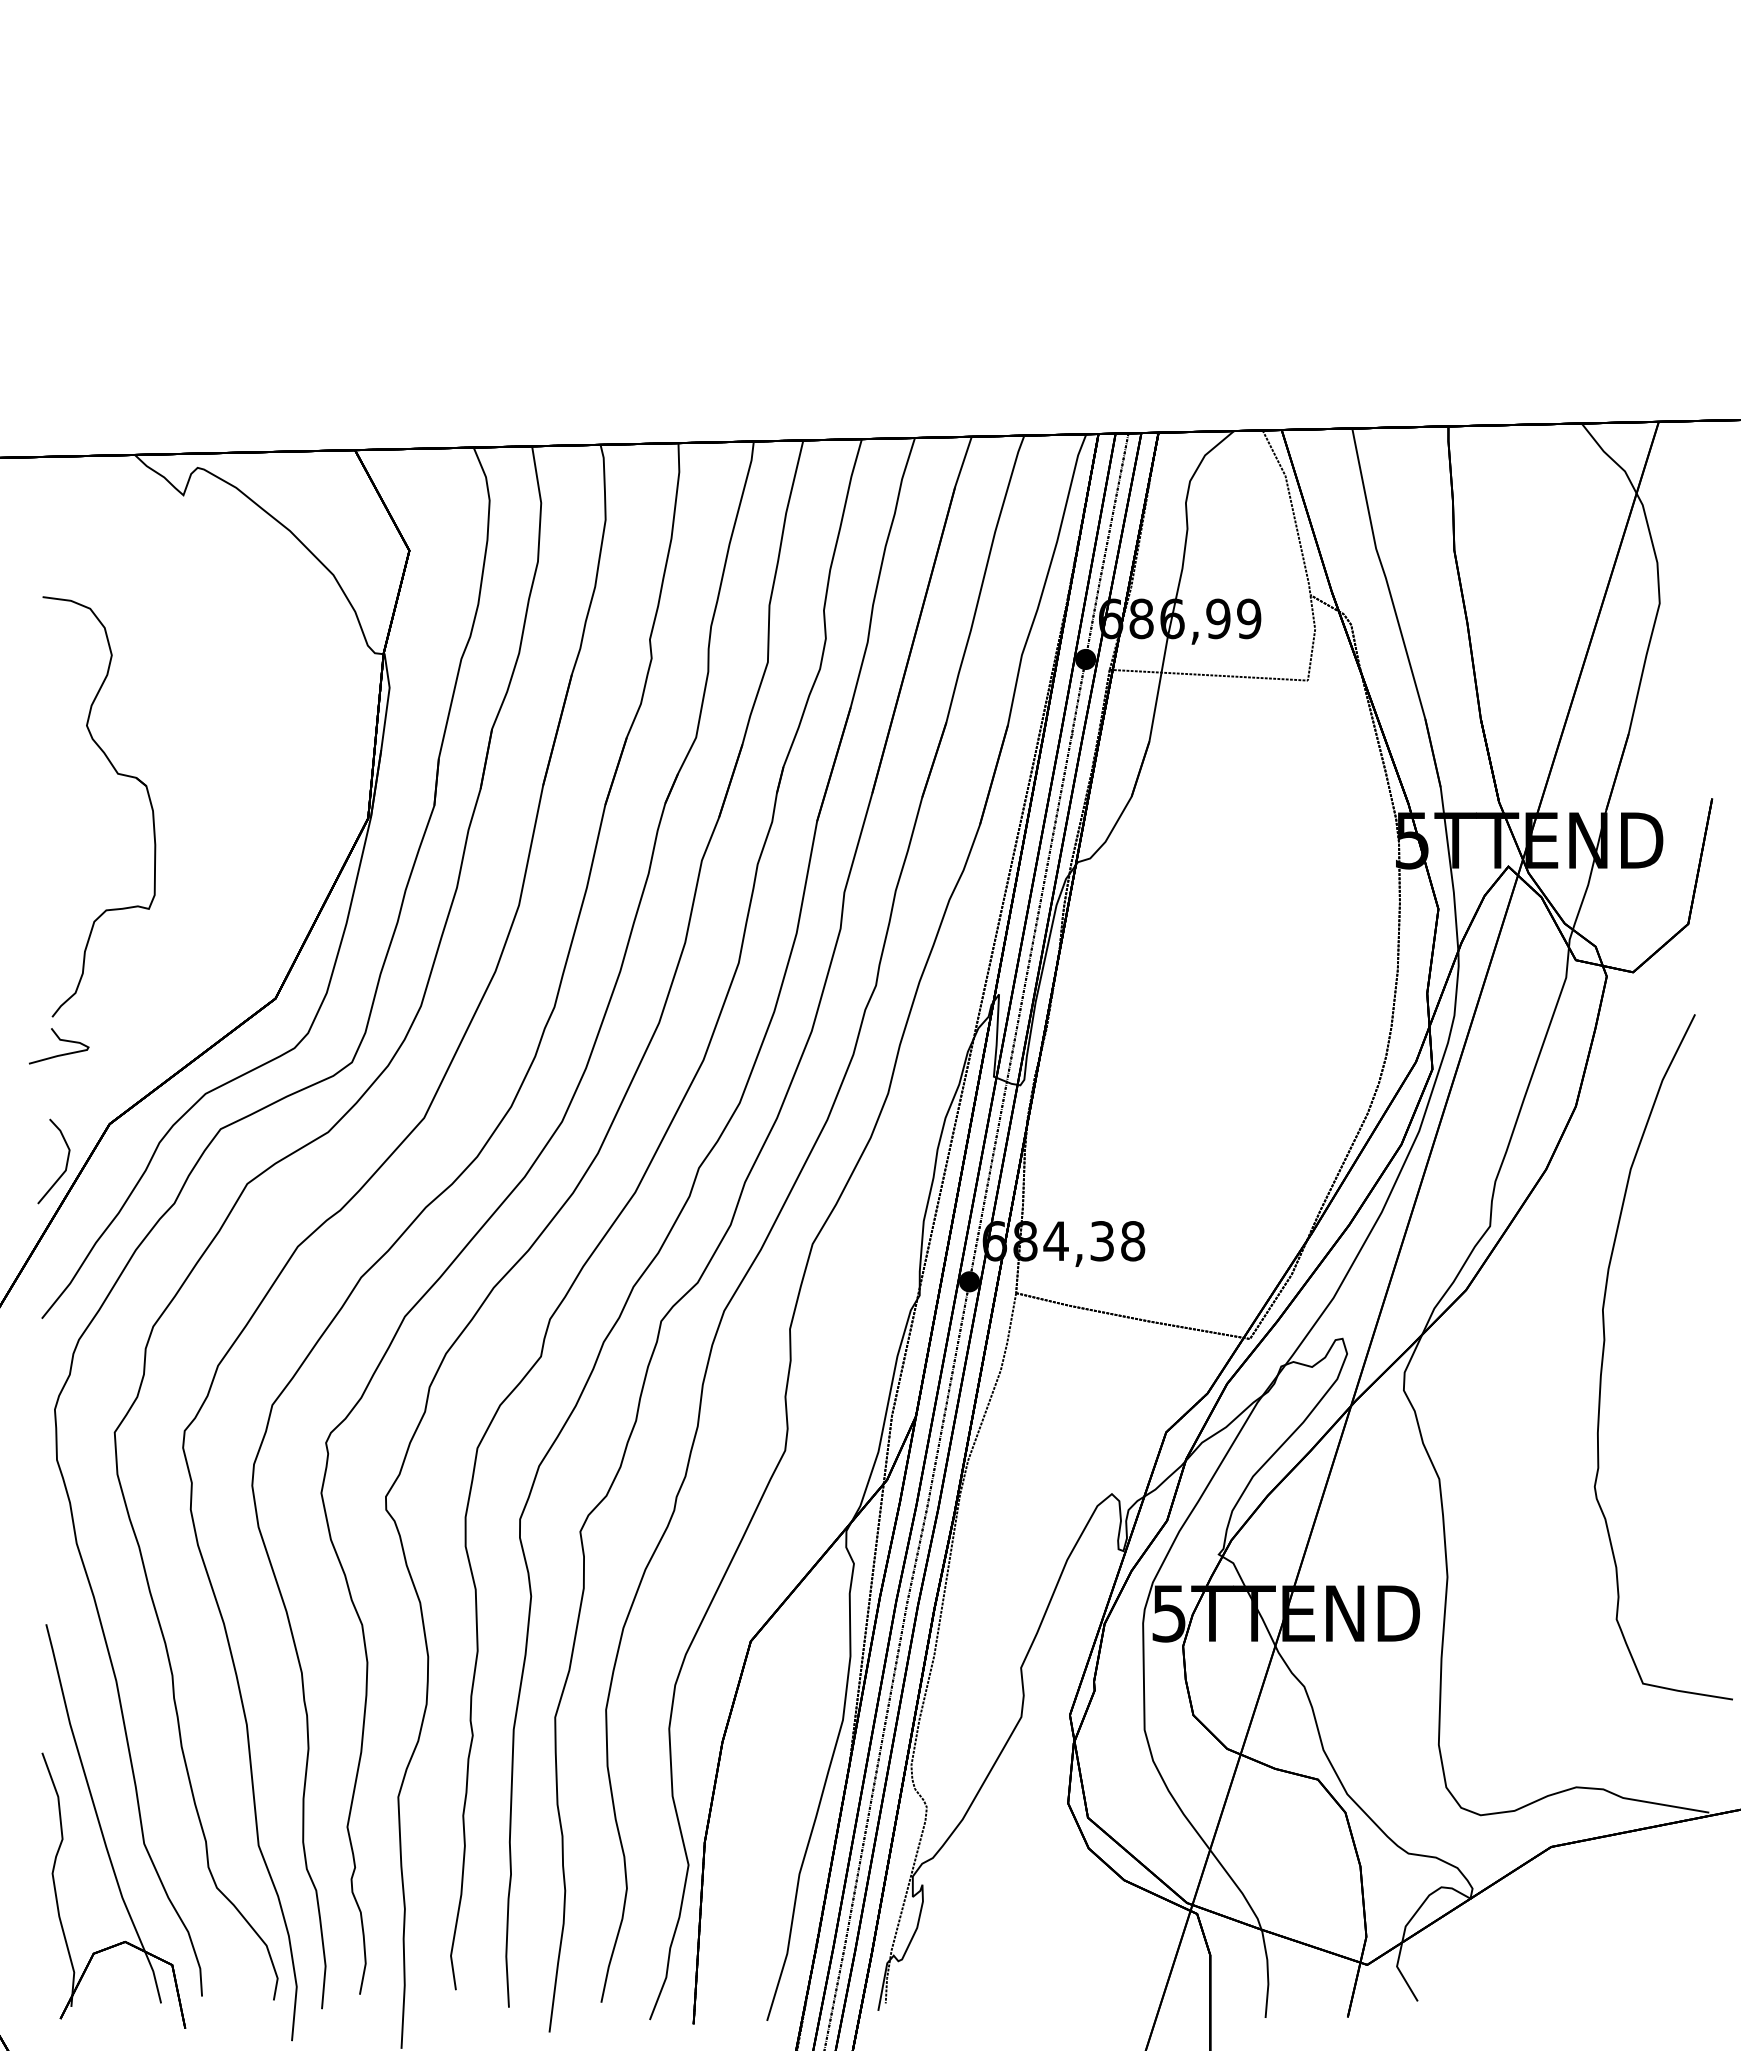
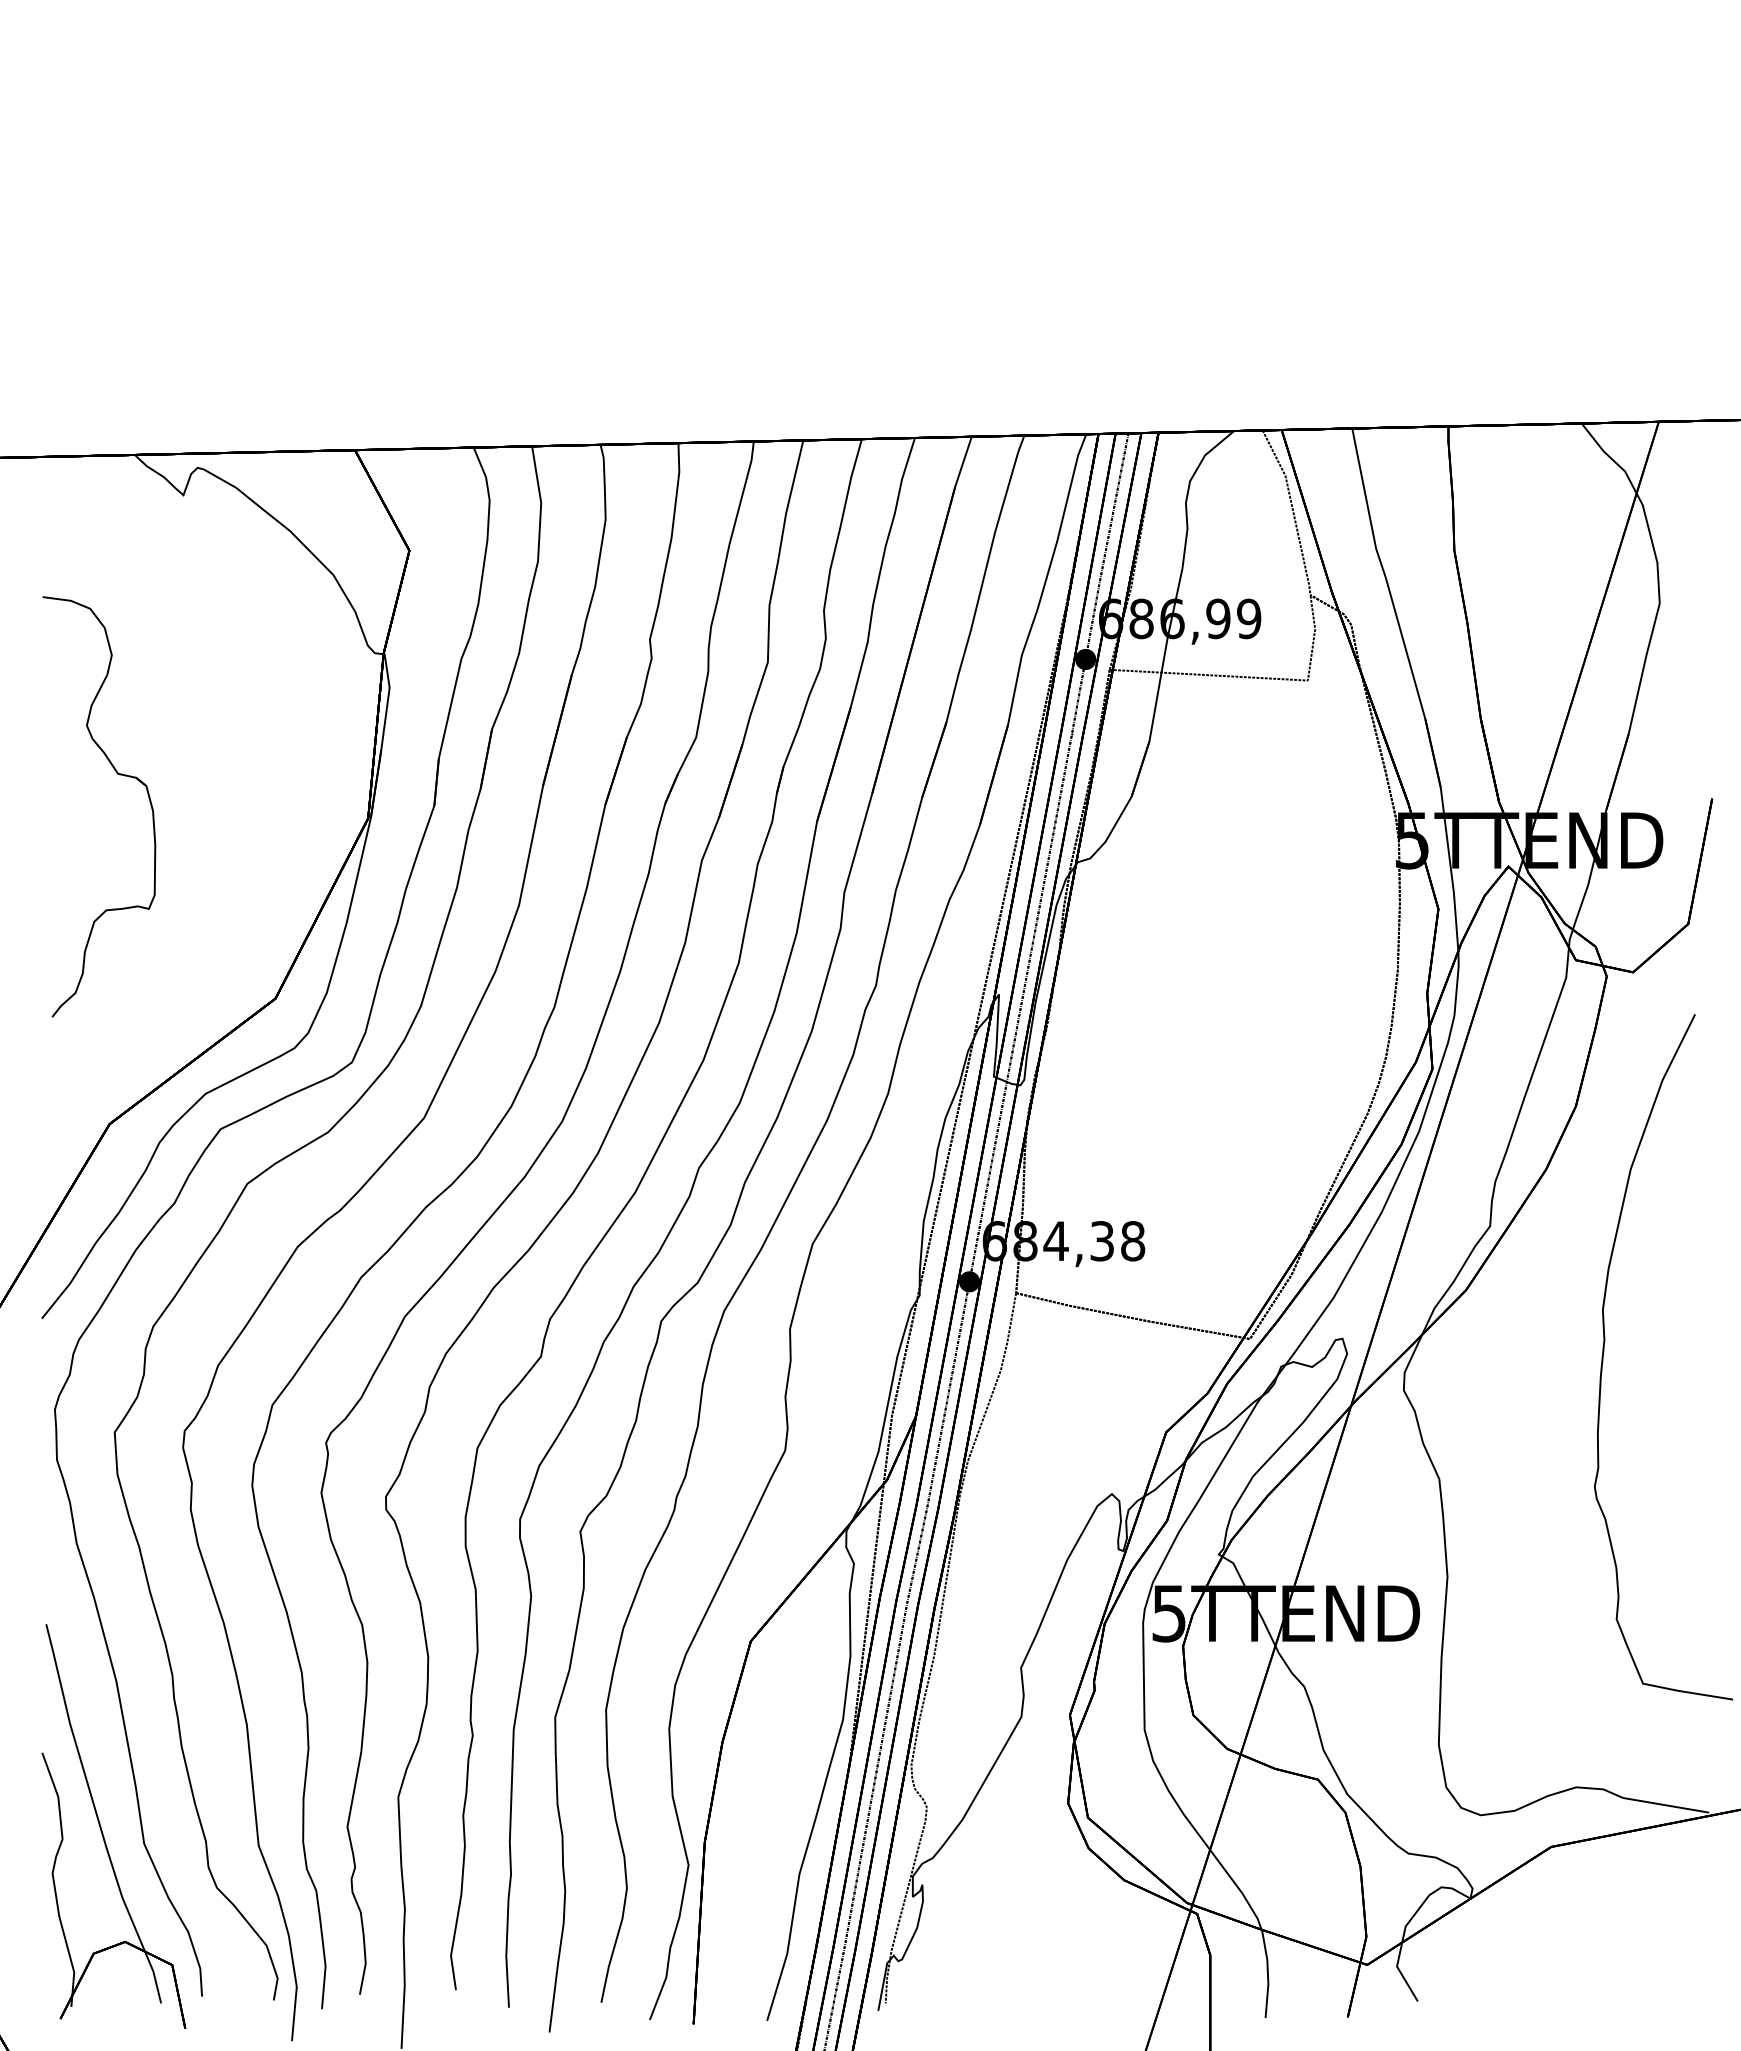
curve: present -> none (59, 1040)
line: present -> none (65, 1165)
